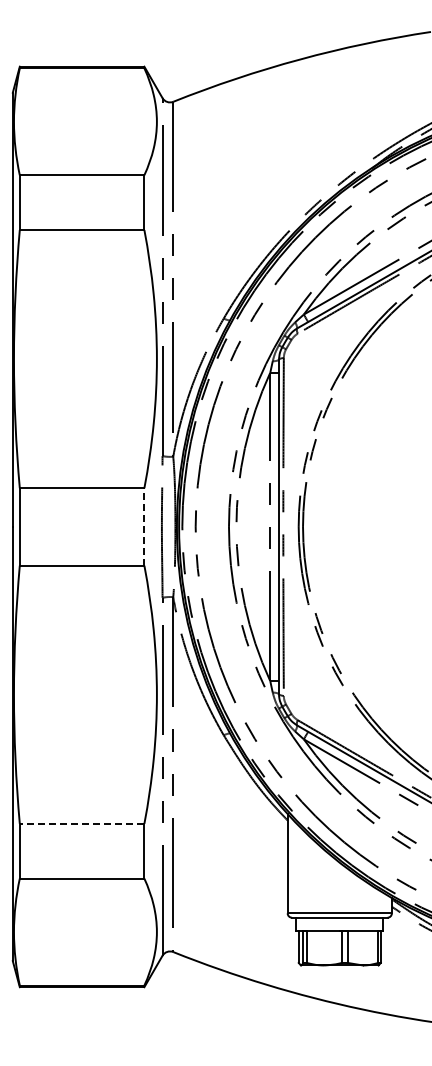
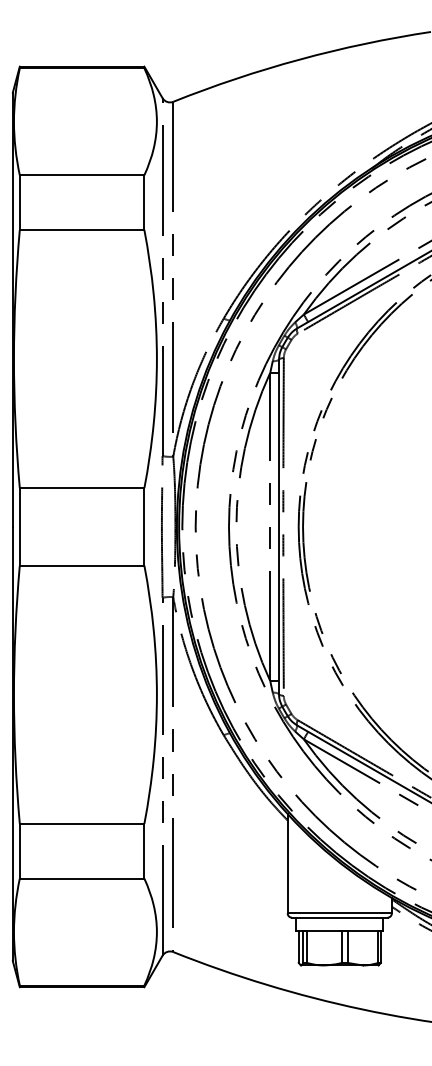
line: dashed -> solid (144, 526)
line: dashed -> solid (81, 823)
